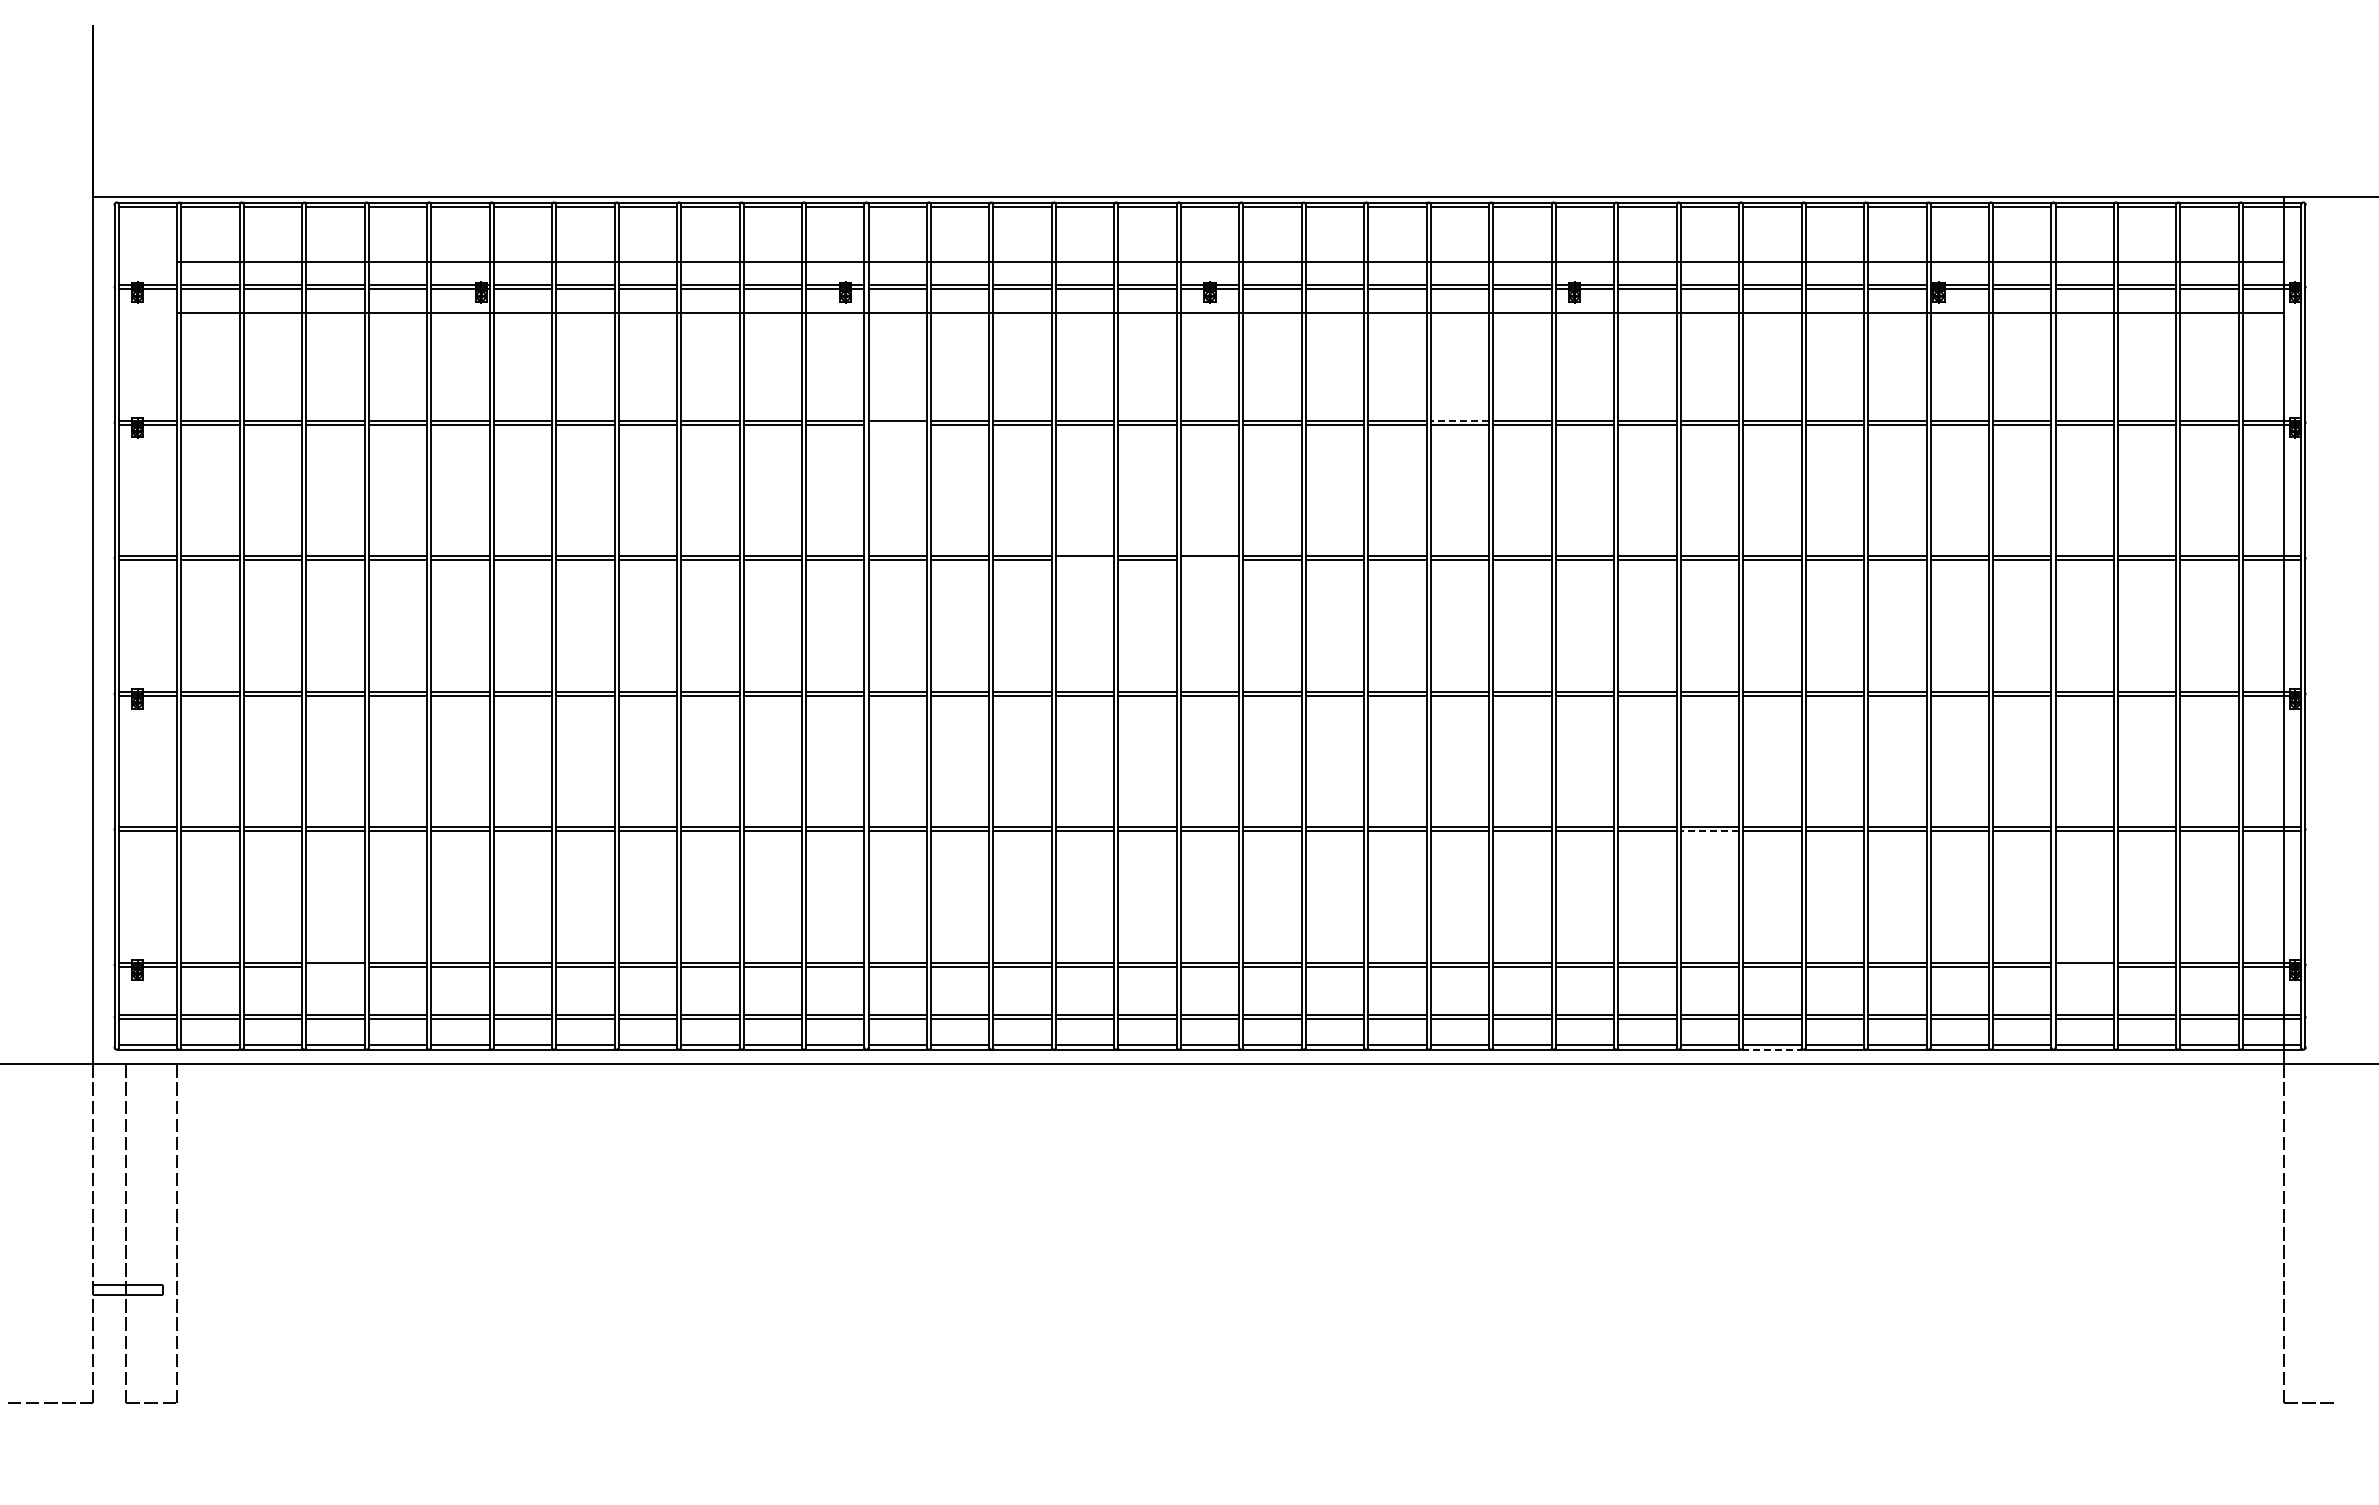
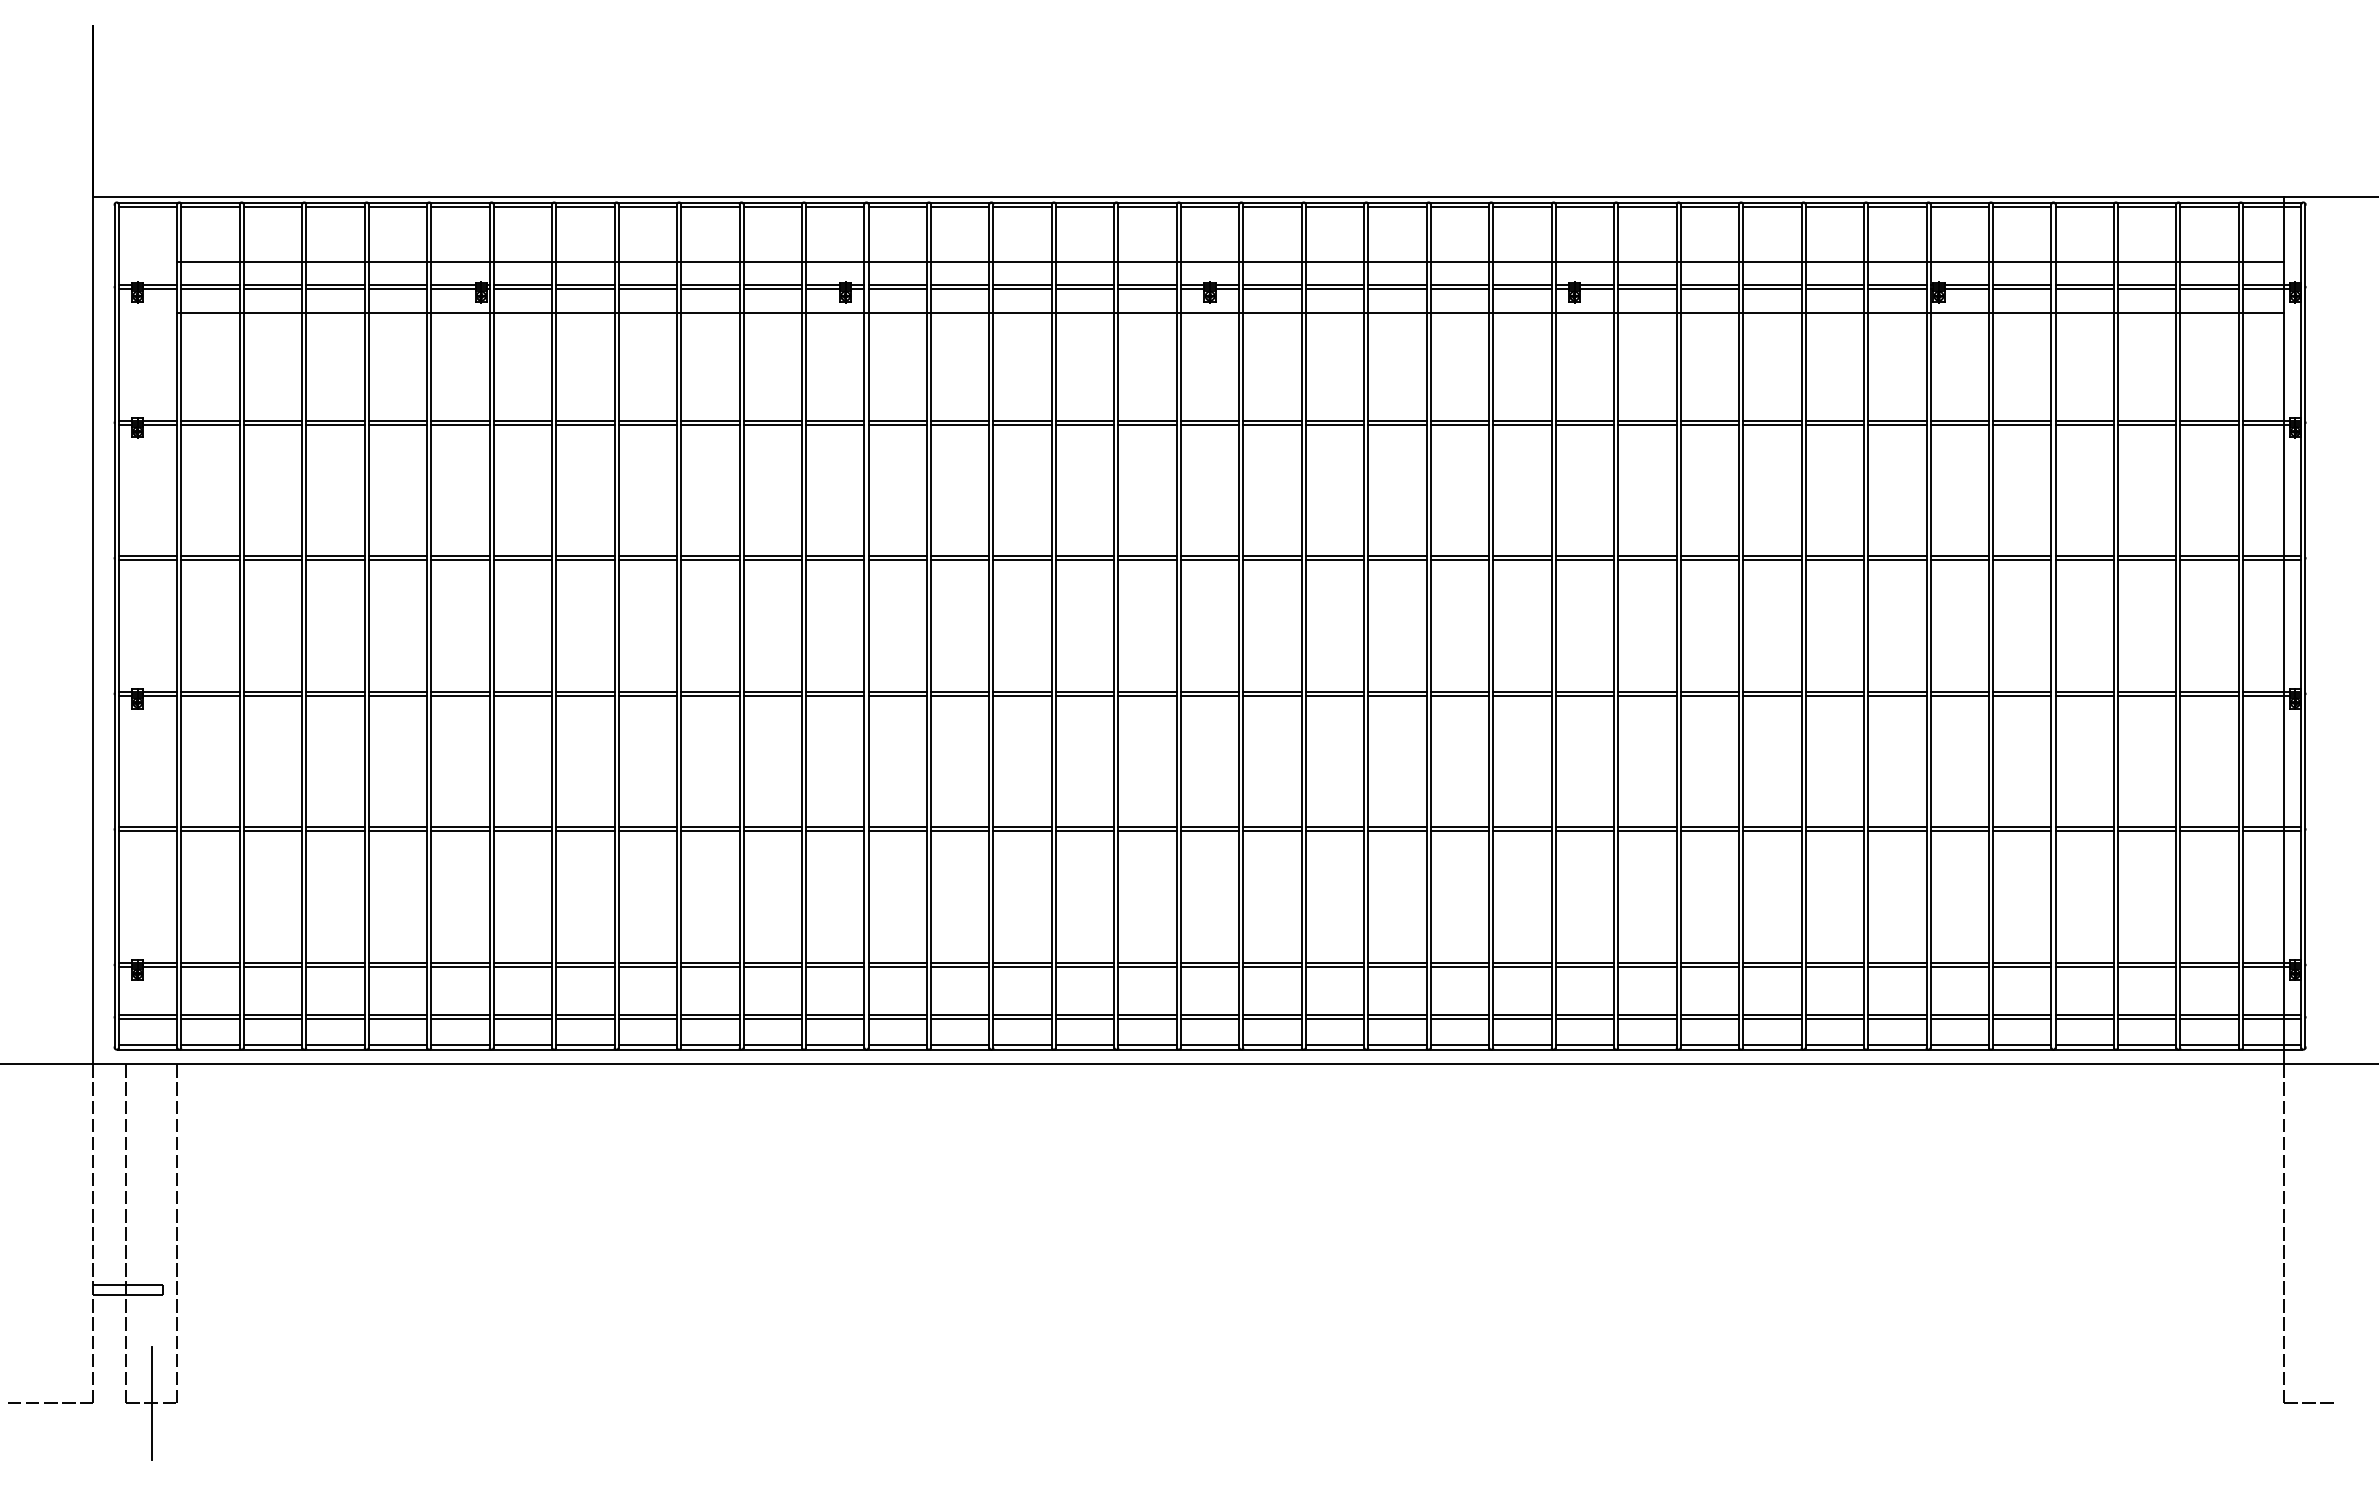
line: dashed -> solid (1459, 420)
line: none -> present (897, 424)
line: none -> present (1084, 560)
line: none -> present (1209, 560)
line: dashed -> solid (1709, 831)
line: none -> present (335, 967)
line: none -> present (2084, 967)
line: dashed -> solid (1772, 1049)
line: none -> present (151, 1402)
